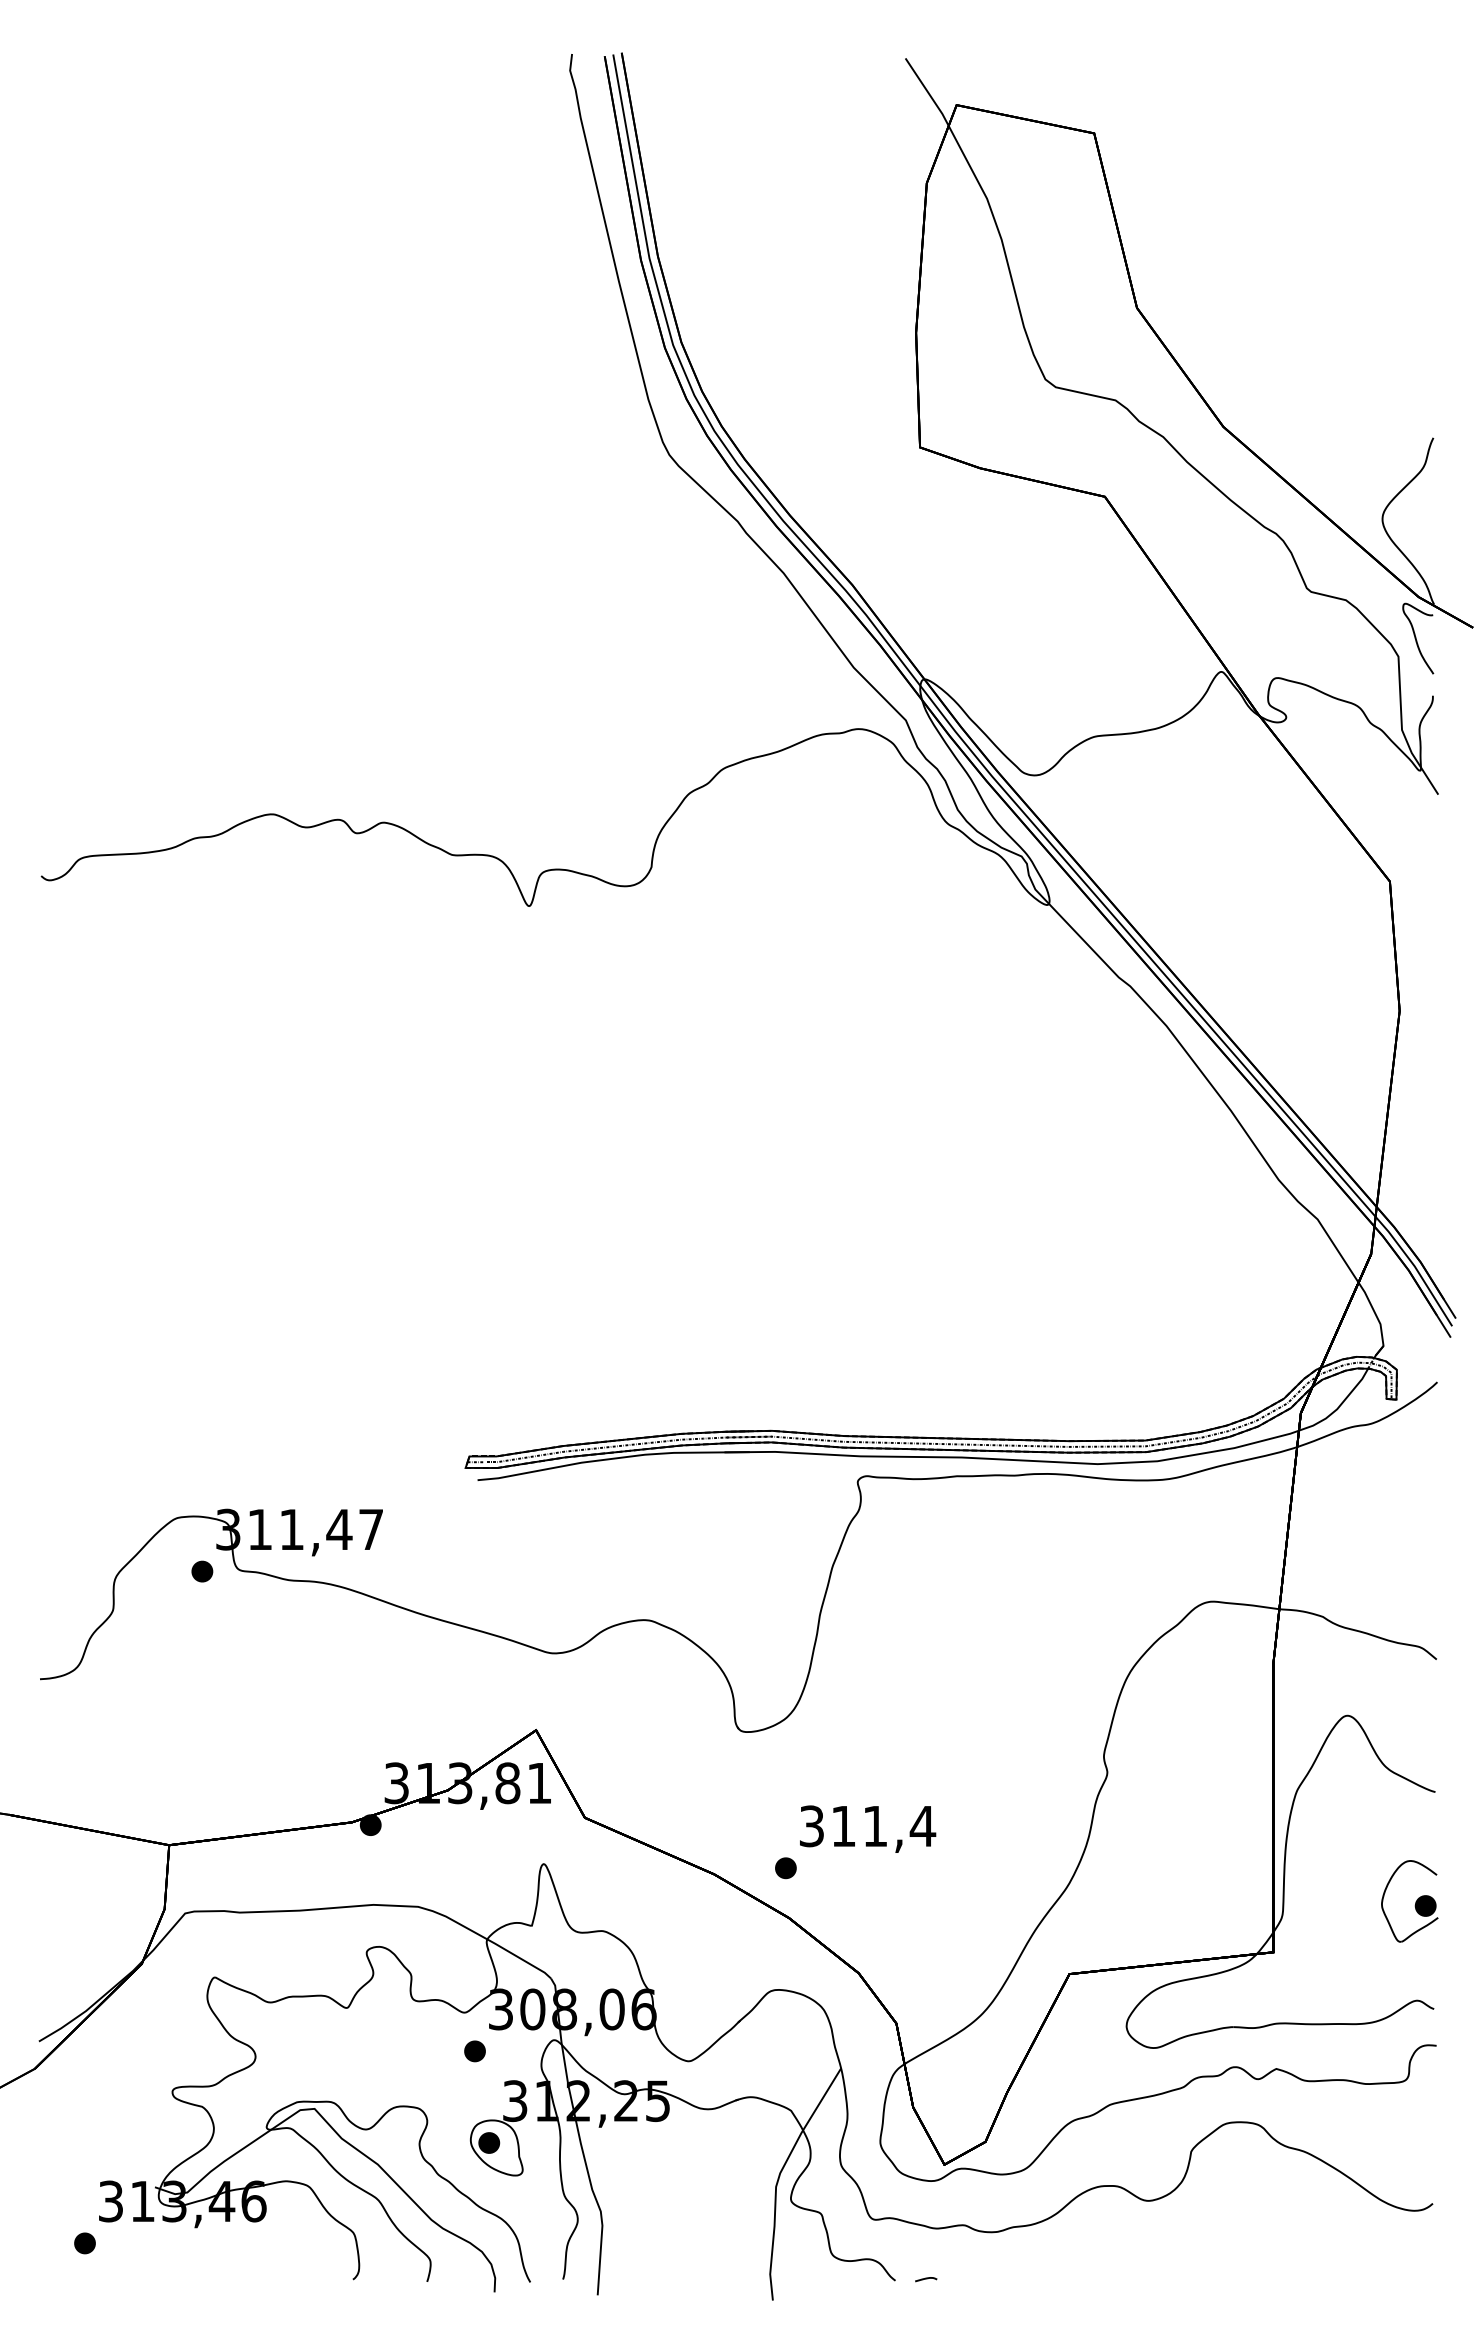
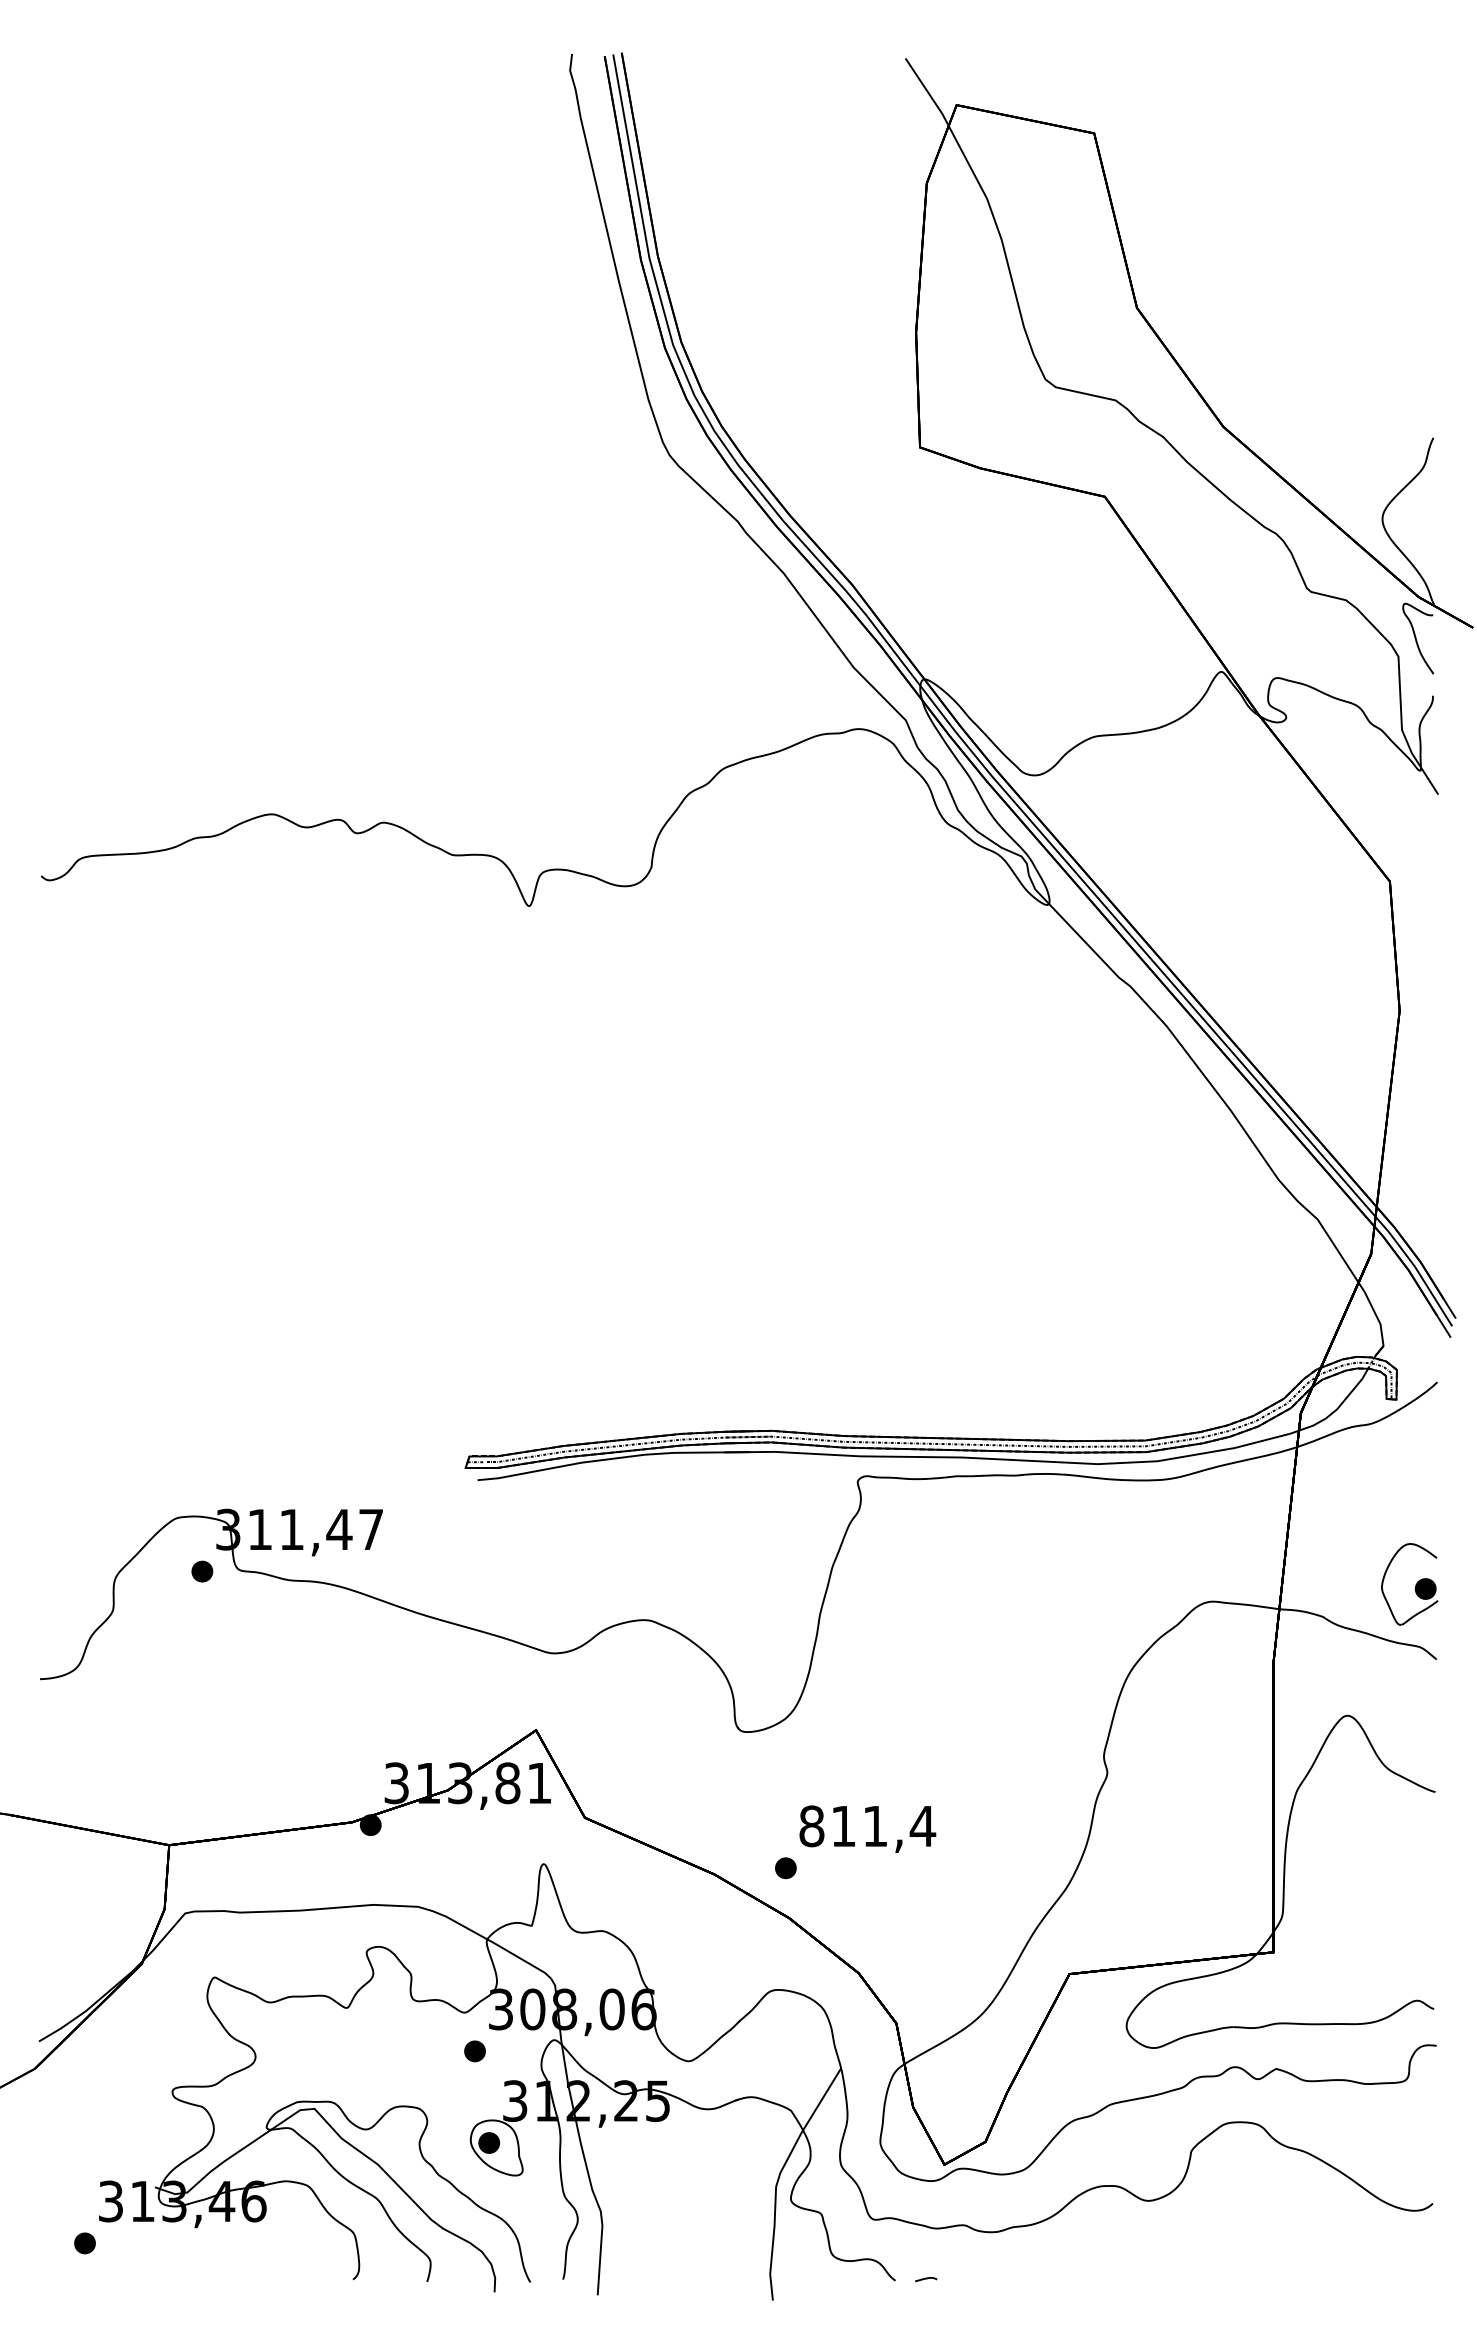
text: 311,4 -> 811,4 (811, 1826)
part position: (1409, 1901) -> (1409, 1584) (1409, 1584)
